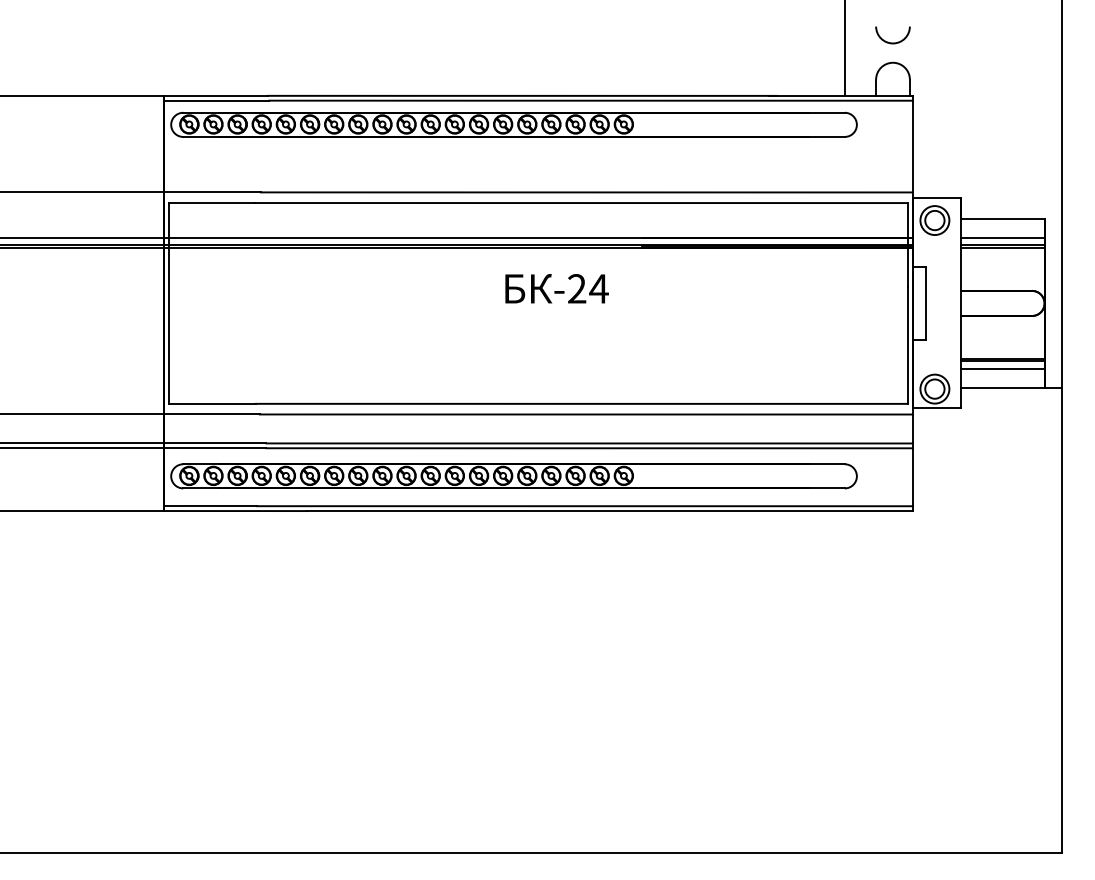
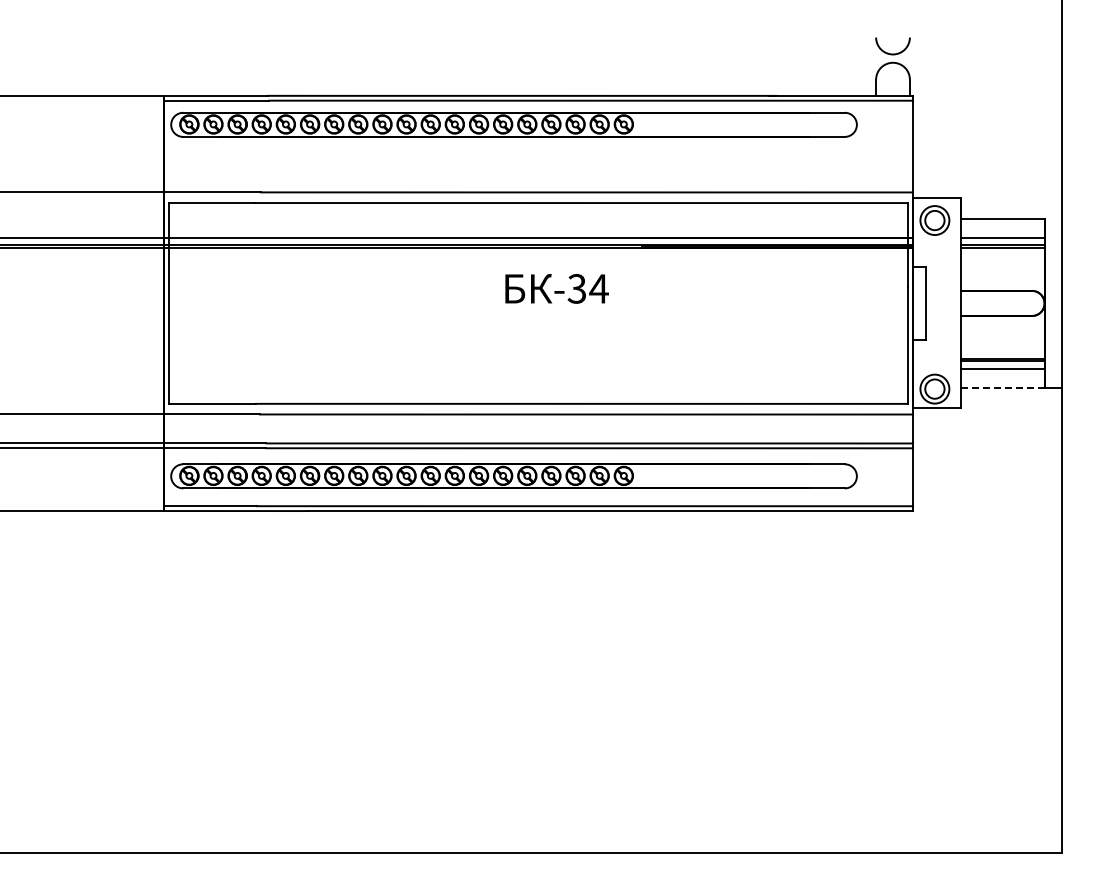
arc position: (892, 42) -> (892, 53) (892, 53)
line: present -> none (844, 48)
text: -24 -> -34 (576, 288)
line: solid -> dashed (1002, 387)
